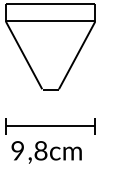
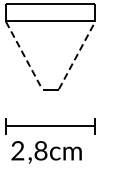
line: solid -> dashed (24, 55)
line: solid -> dashed (77, 55)
text: 9 -> 2 (17, 151)
